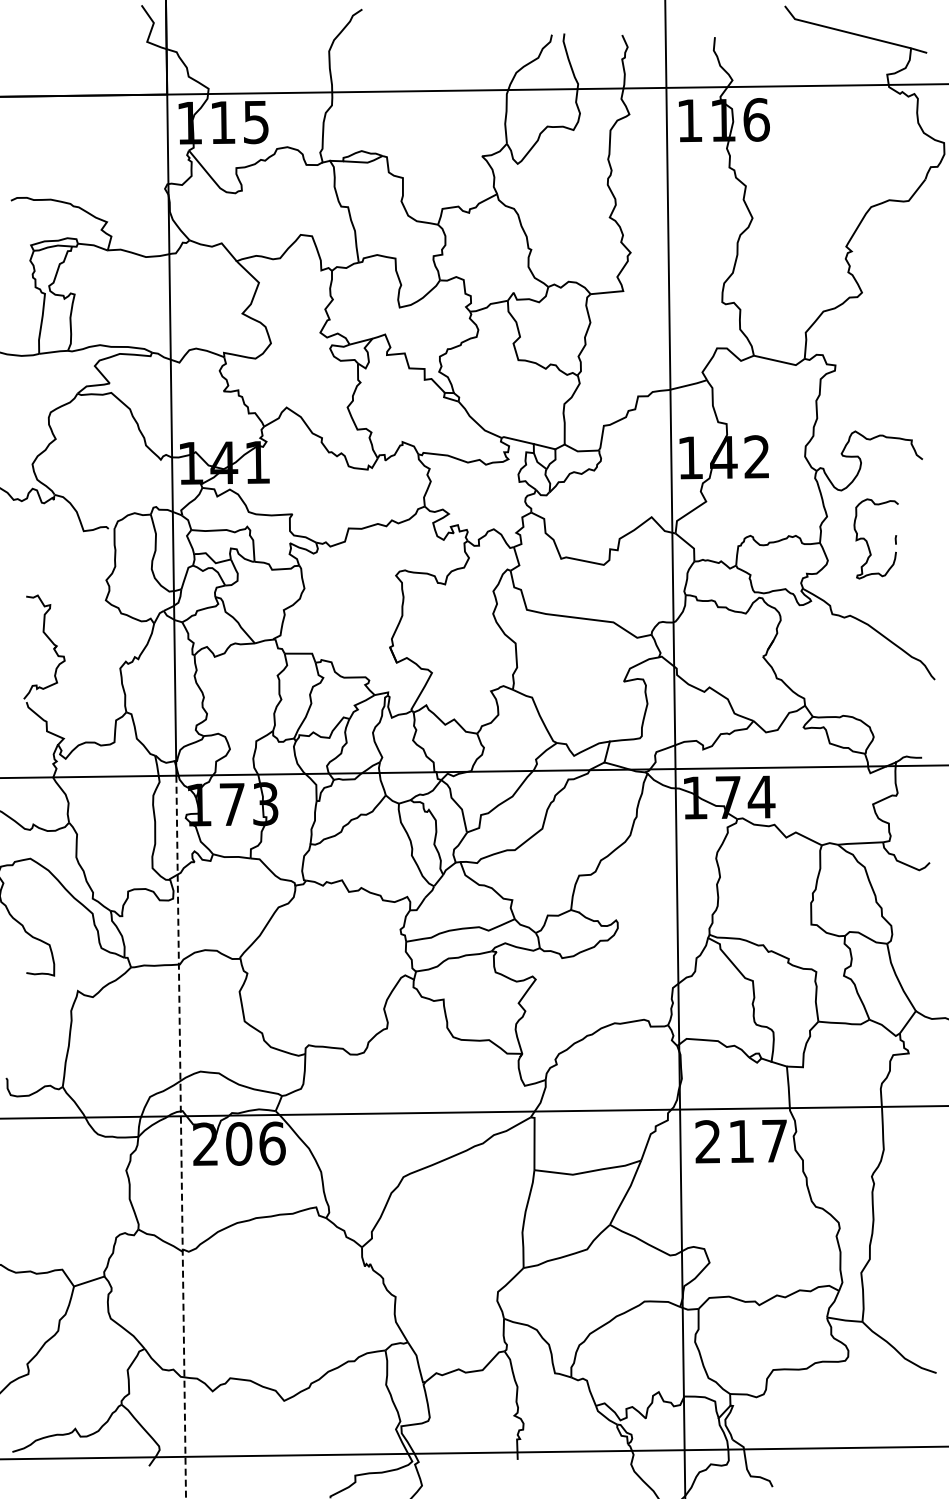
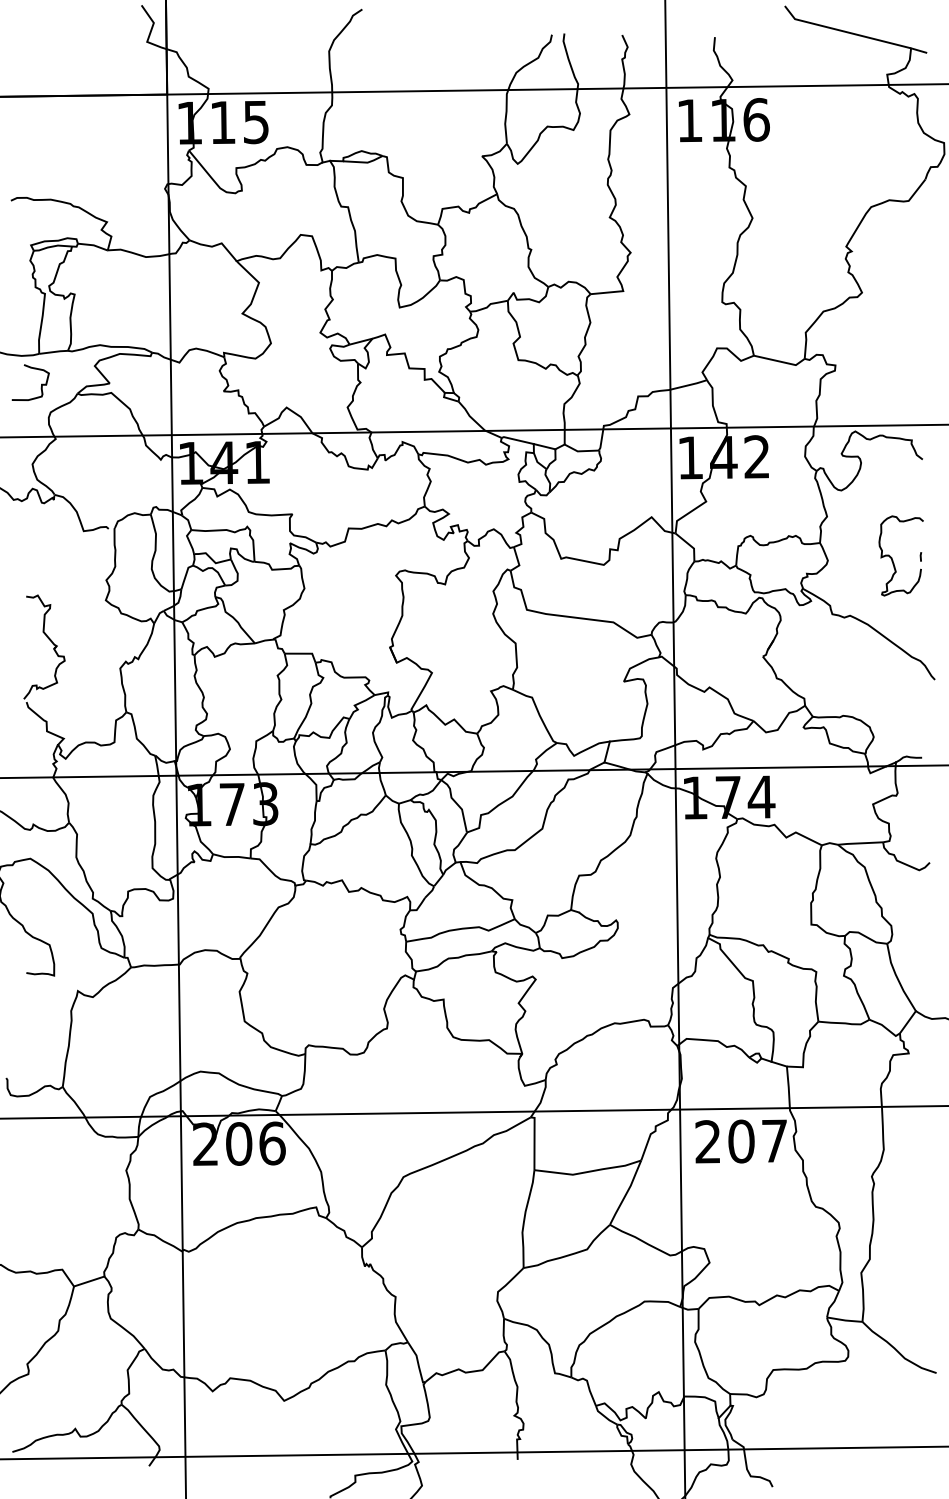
curve: none -> present (41, 383)
line: none -> present (473, 430)
part position: (867, 540) -> (892, 557) (892, 557)
line: dashed -> solid (181, 1137)
text: 217 -> 207 (741, 1141)
